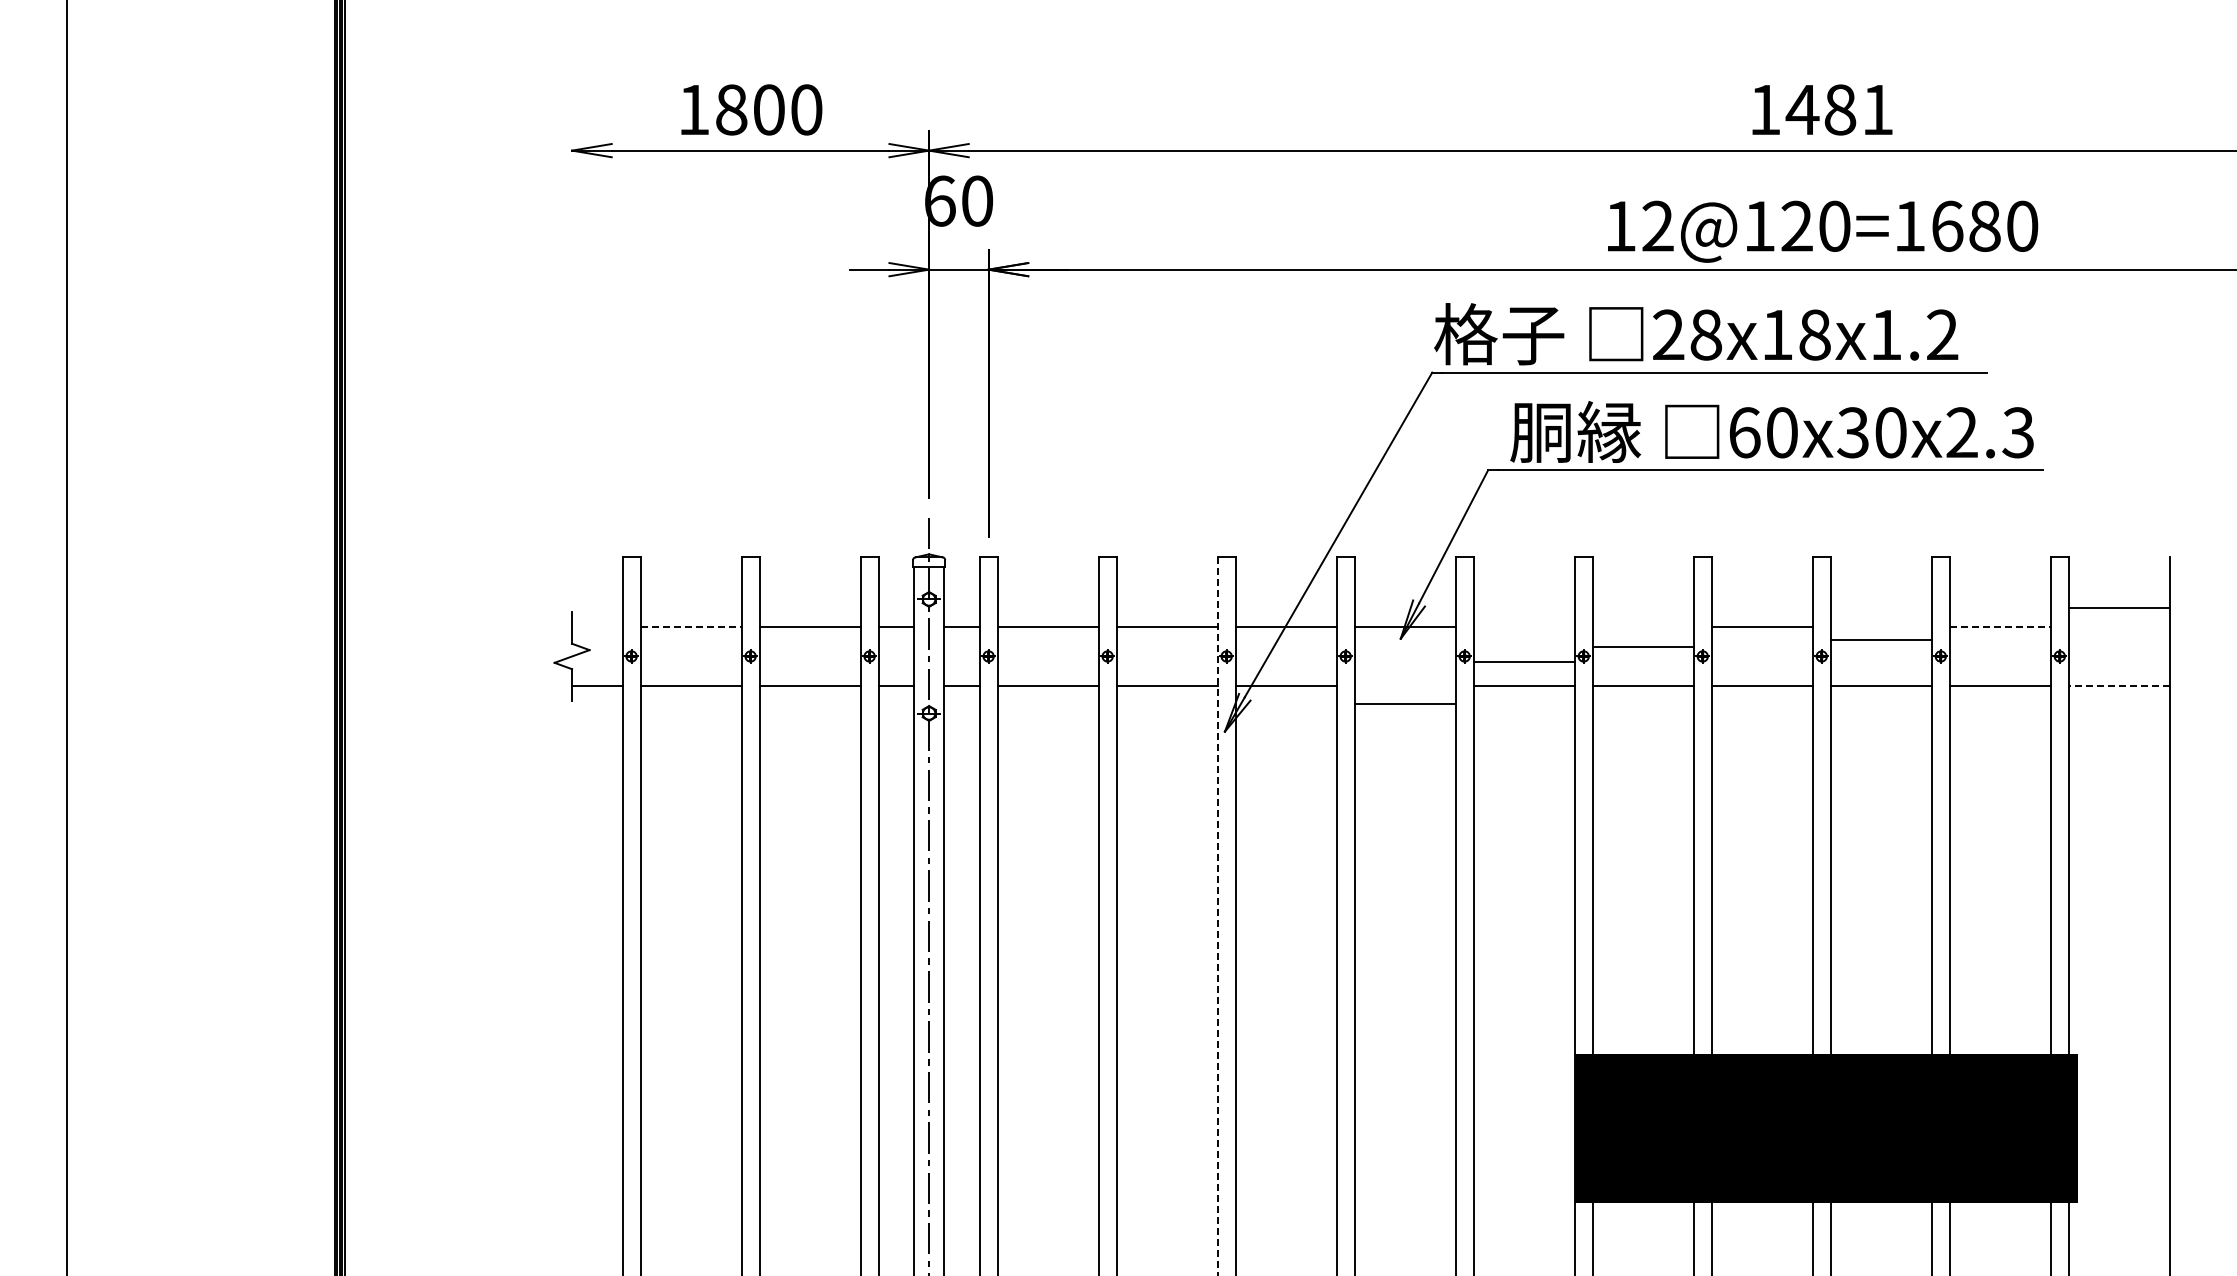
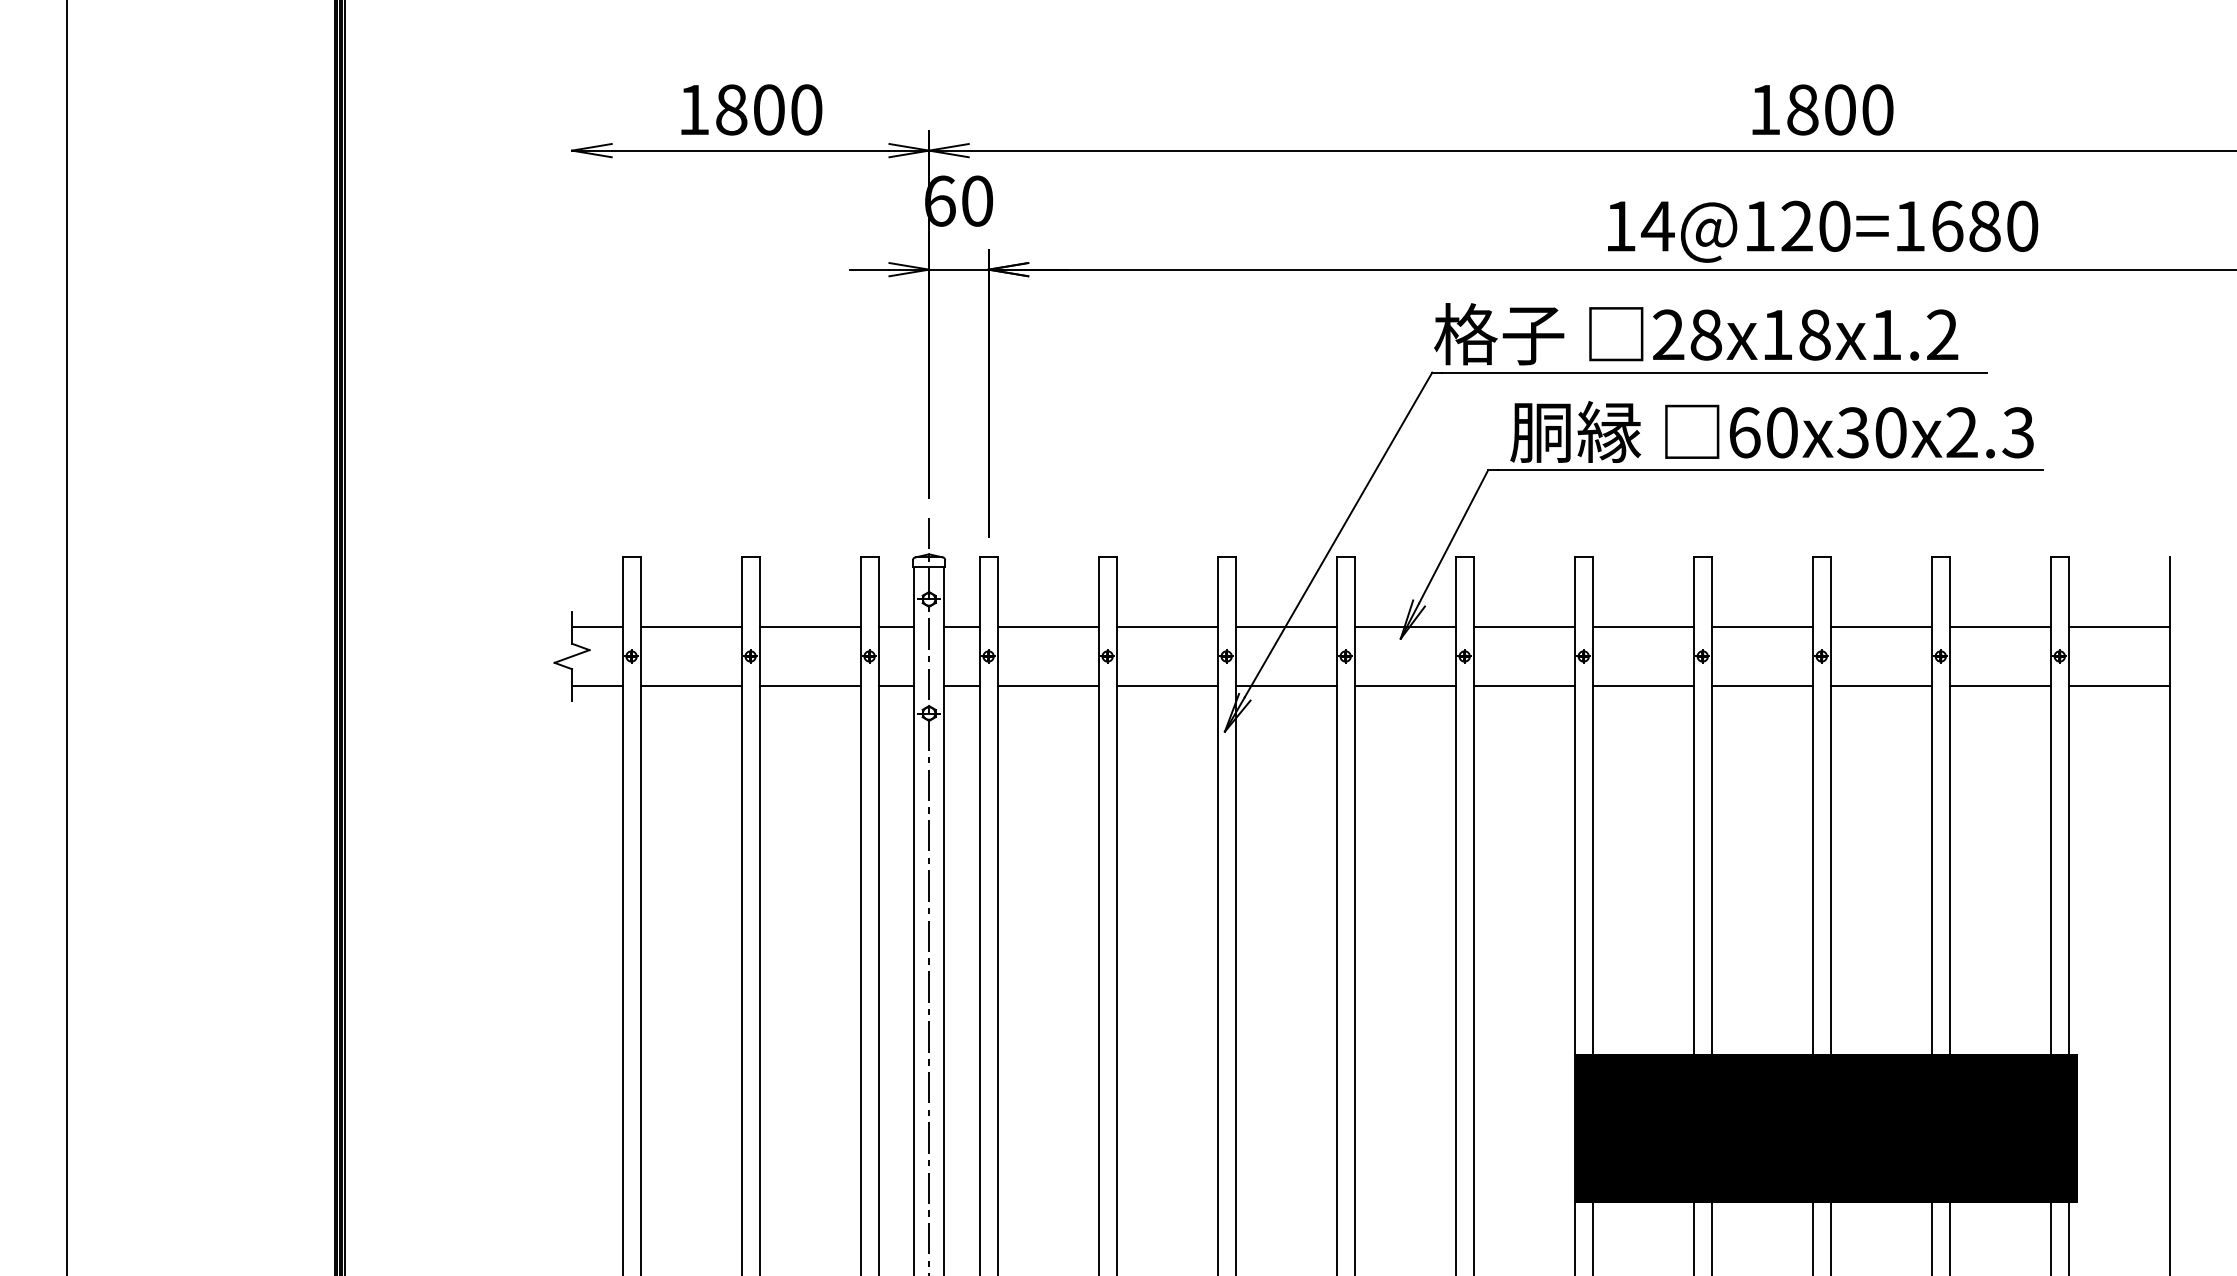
text: 1481 -> 1800 (1839, 109)
text: 12@120=1680 -> 14@120=1680 (1657, 225)
line position: (2118, 607) -> (2118, 626) (2118, 626)
line: none -> present (597, 626)
line: dashed -> solid (691, 626)
line: dashed -> solid (2000, 626)
line position: (1880, 639) -> (1880, 626) (1880, 626)
line position: (1642, 646) -> (1642, 626) (1642, 626)
line position: (1523, 661) -> (1523, 626) (1523, 626)
line: dashed -> solid (2119, 686)
line position: (1404, 704) -> (1404, 686) (1404, 686)
line: dashed -> solid (1217, 916)
